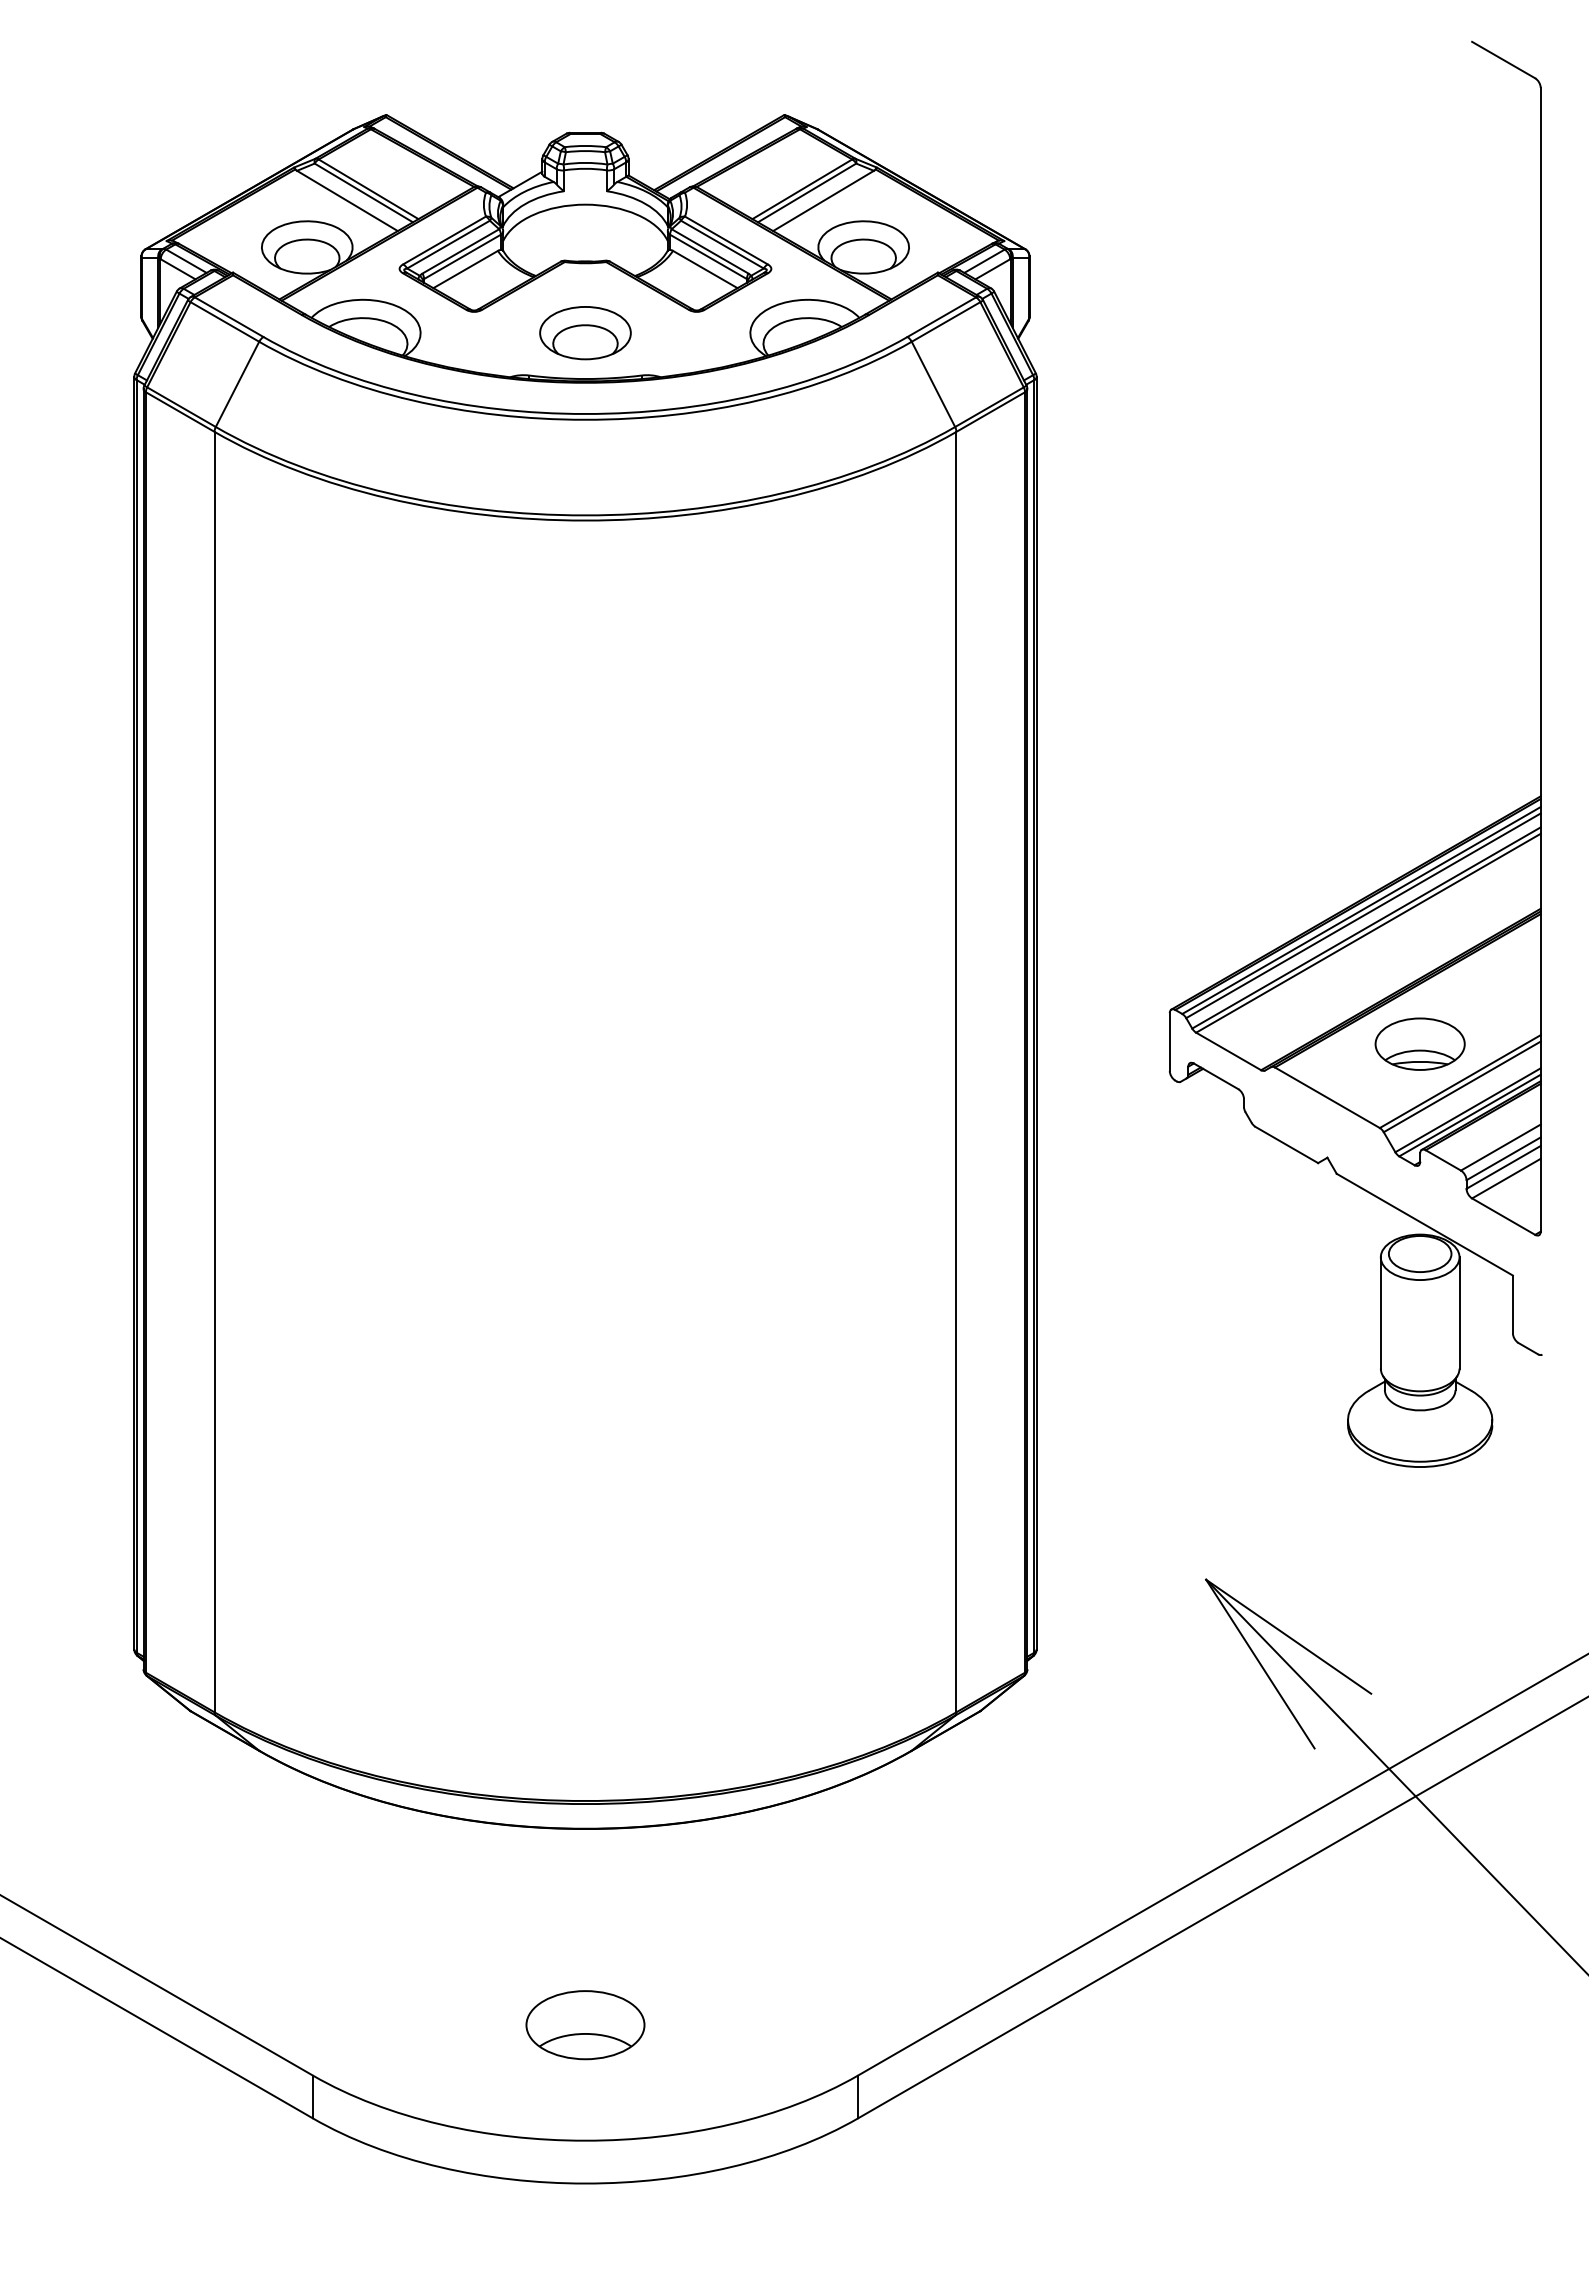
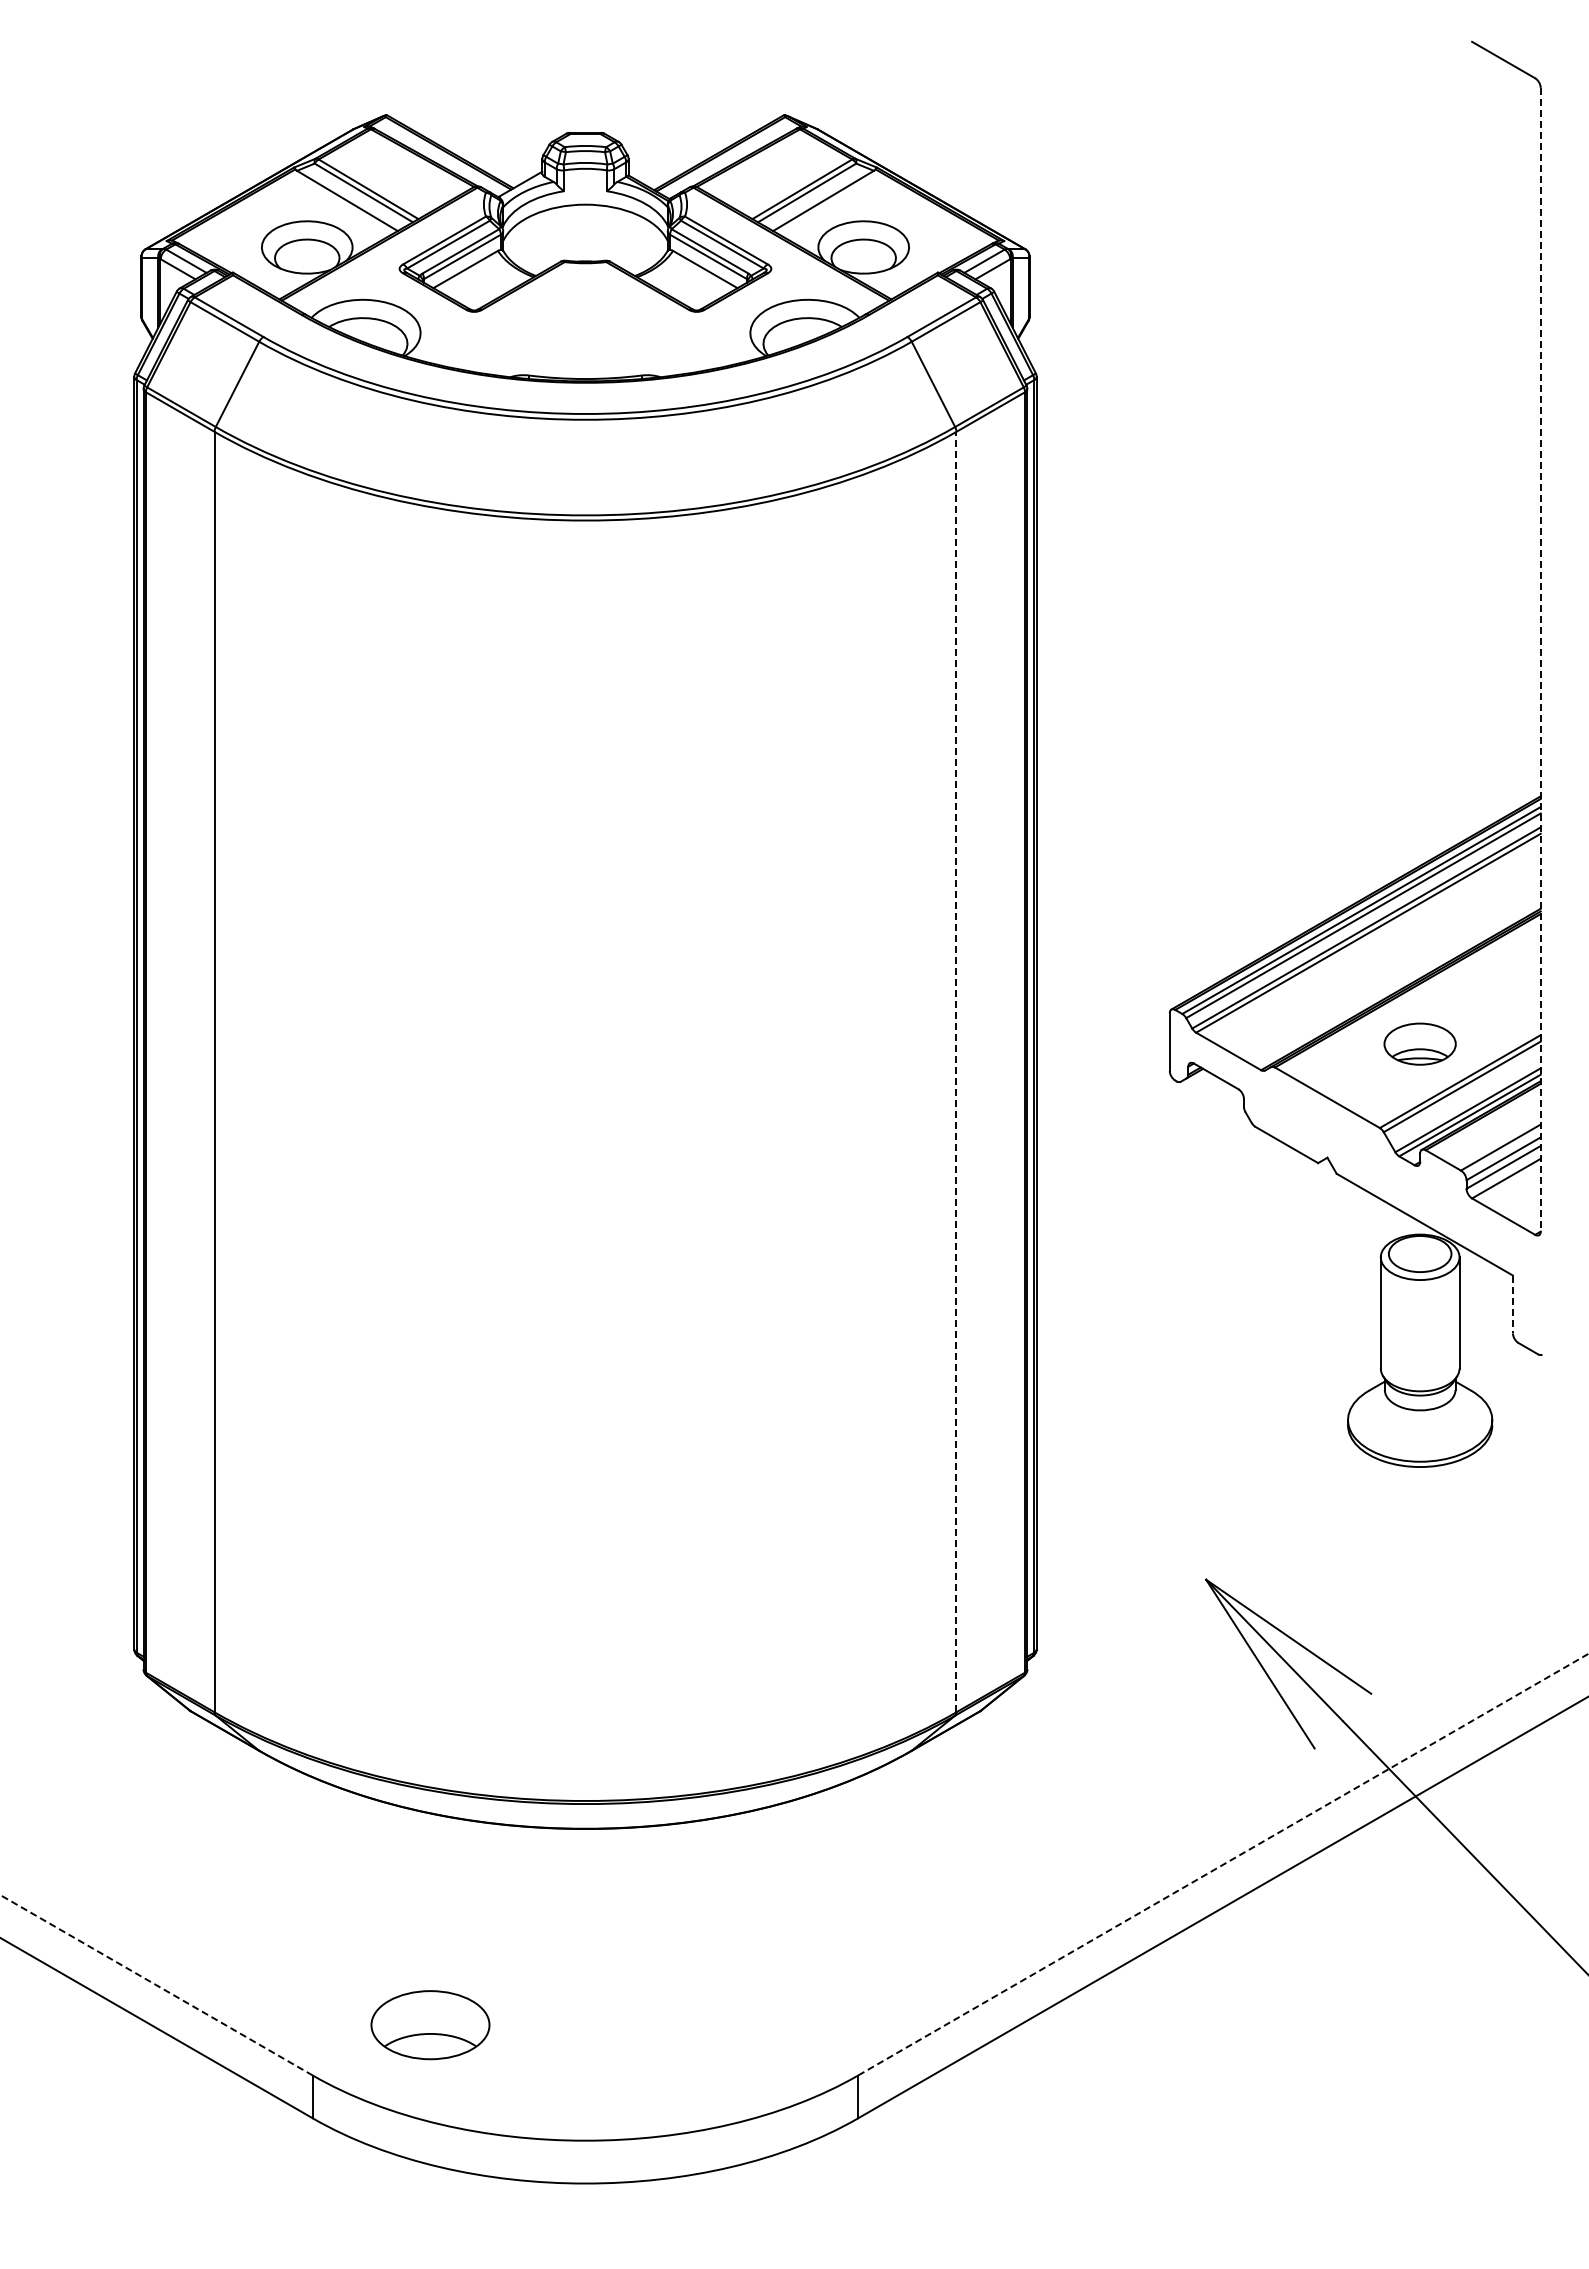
part: present -> none (585, 333)
line: solid -> dashed (1540, 659)
part size: 92x54 px -> 74x44 px (1419, 1043)
line: solid -> dashed (956, 1071)
line: solid -> dashed (1512, 1304)
line: solid -> dashed (1223, 1864)
line: solid -> dashed (156, 1985)
part position: (585, 2025) -> (430, 2025) (430, 2025)
